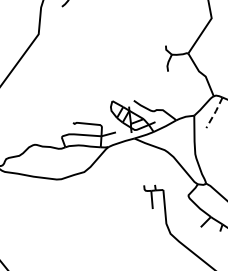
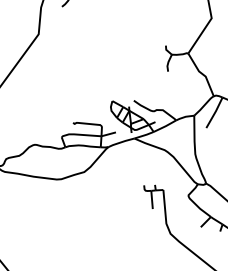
line: dashed -> solid (215, 112)
